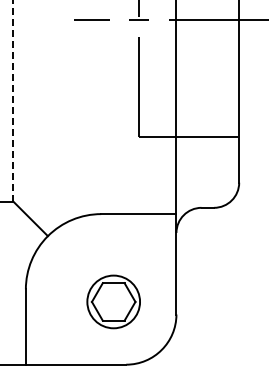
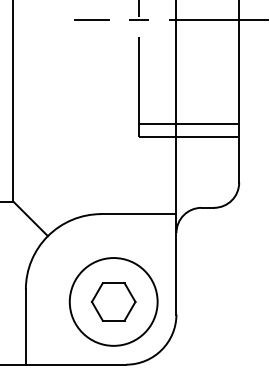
line: dashed -> solid (13, 100)
line: none -> present (188, 123)
circle diameter: 53 px -> 88 px (113, 301)
